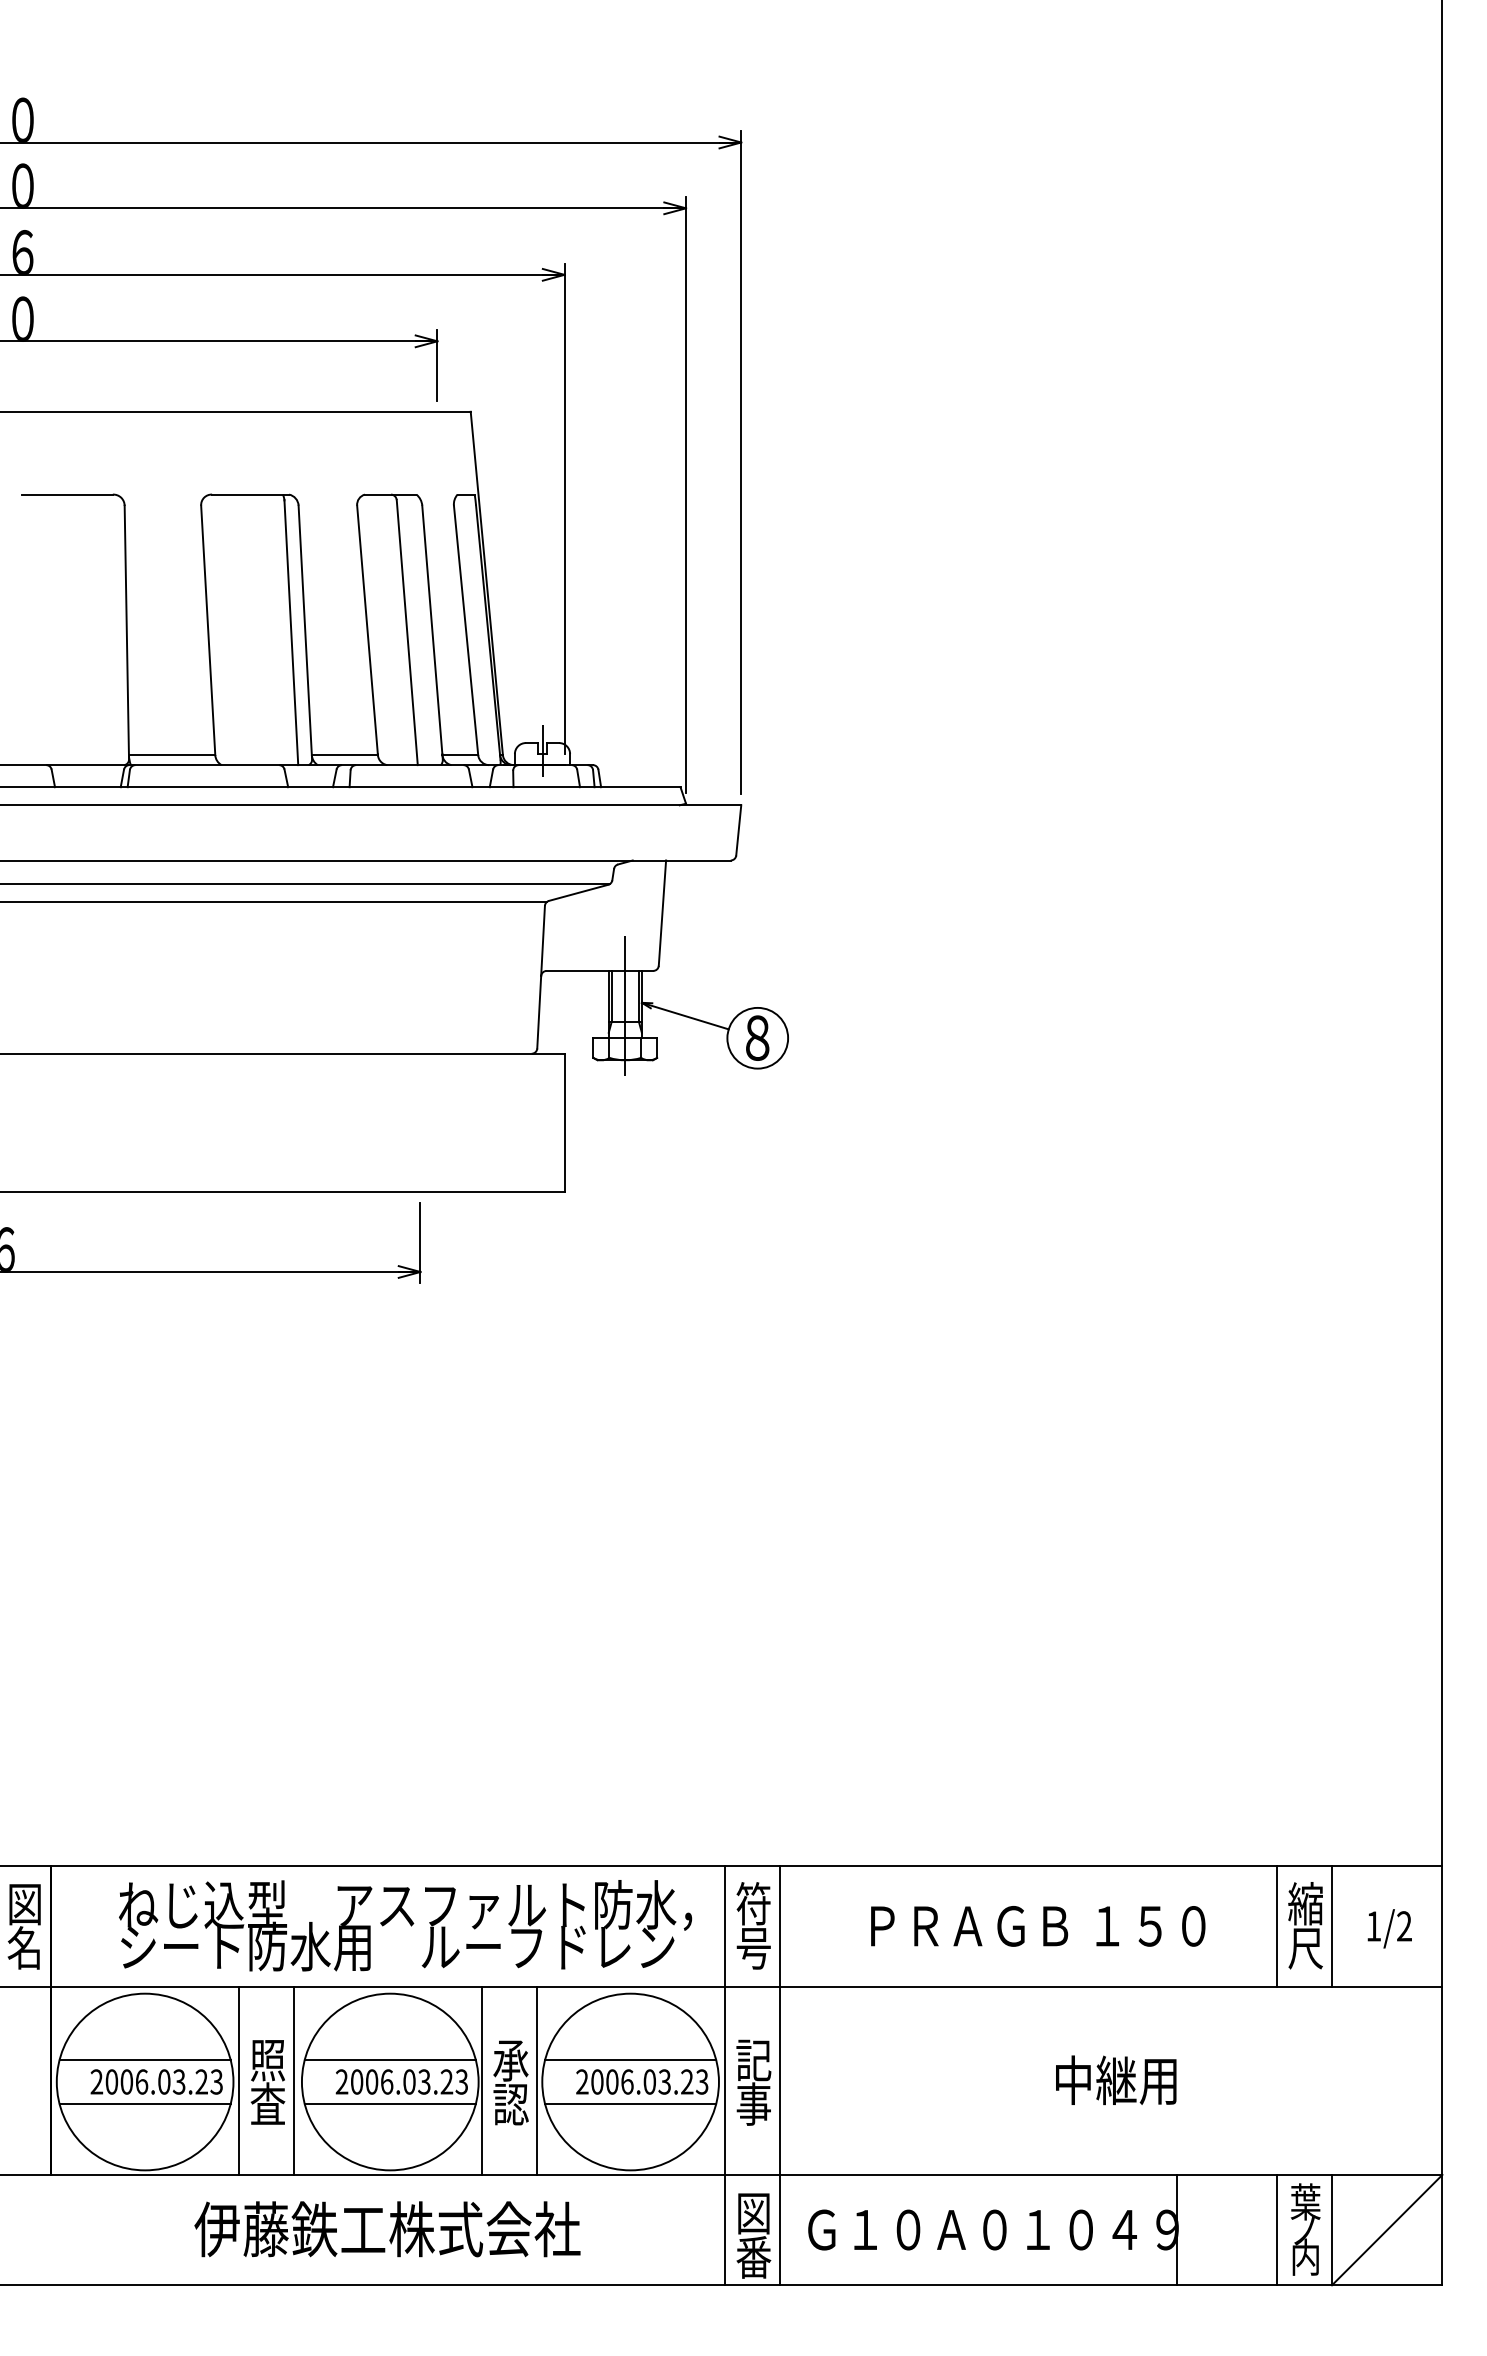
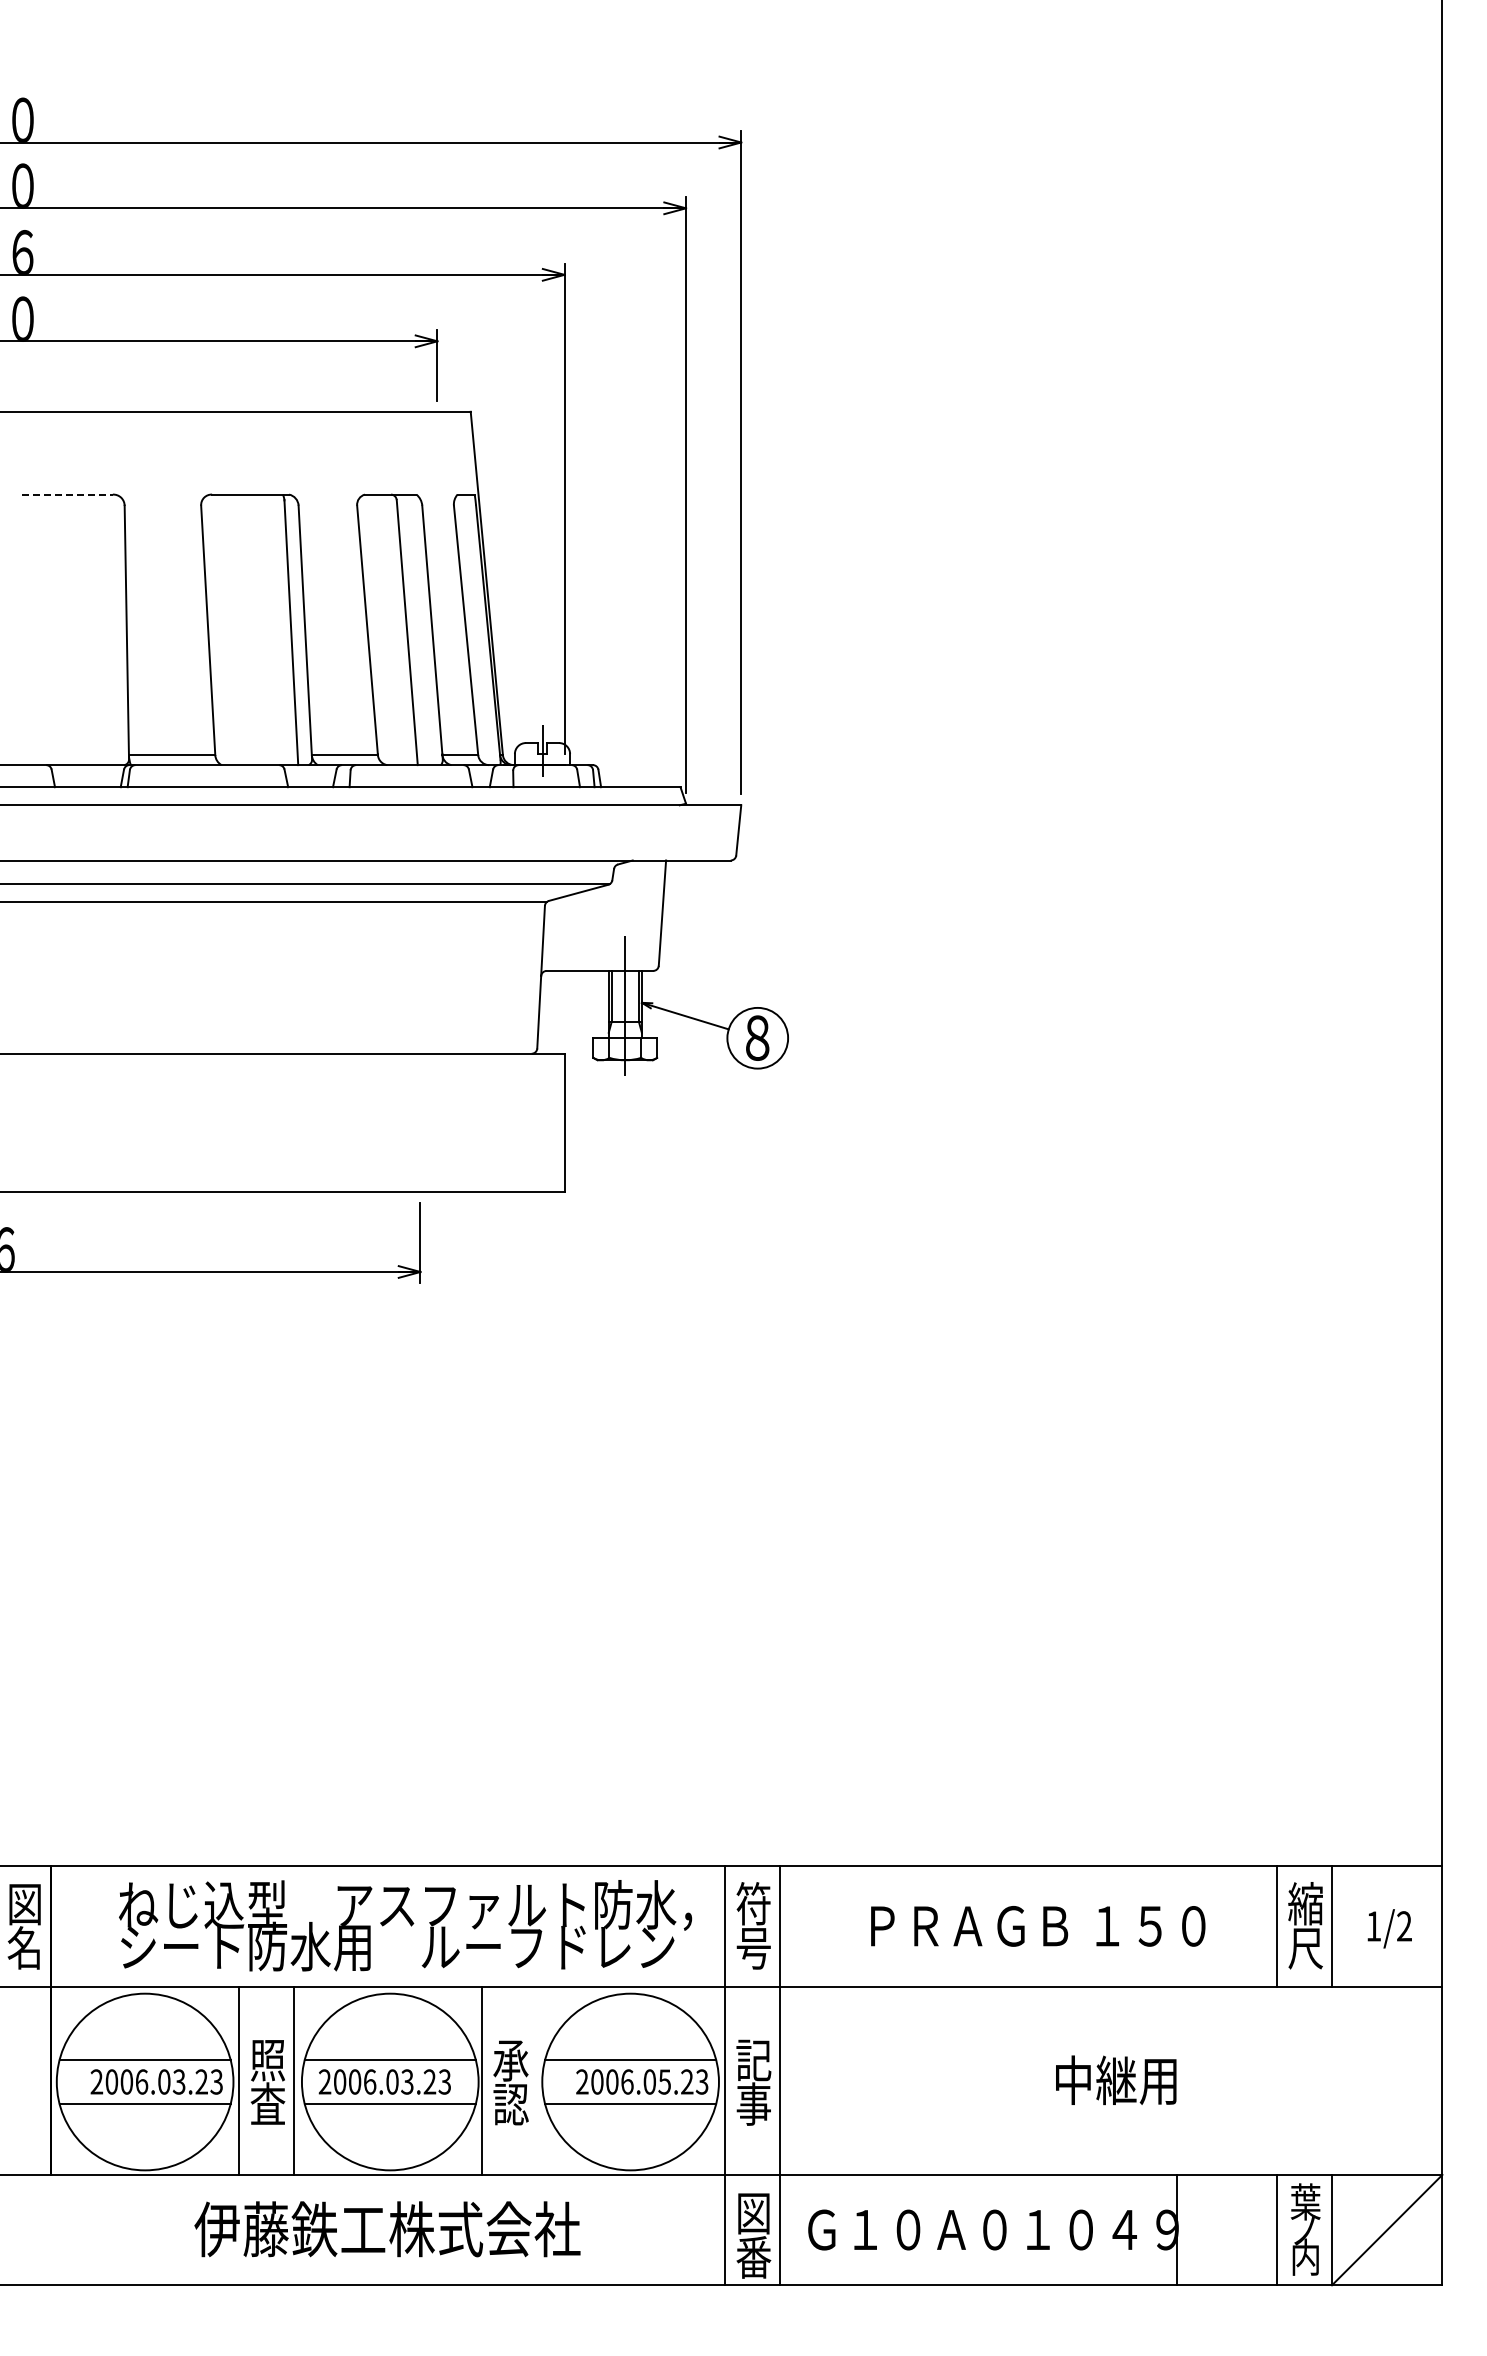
line: solid -> dashed (67, 494)
line: present -> none (536, 2080)
text position: (401, 2081) -> (384, 2081) (384, 2081)
text: 2006.03.23 -> 2006.05.23 (664, 2081)
